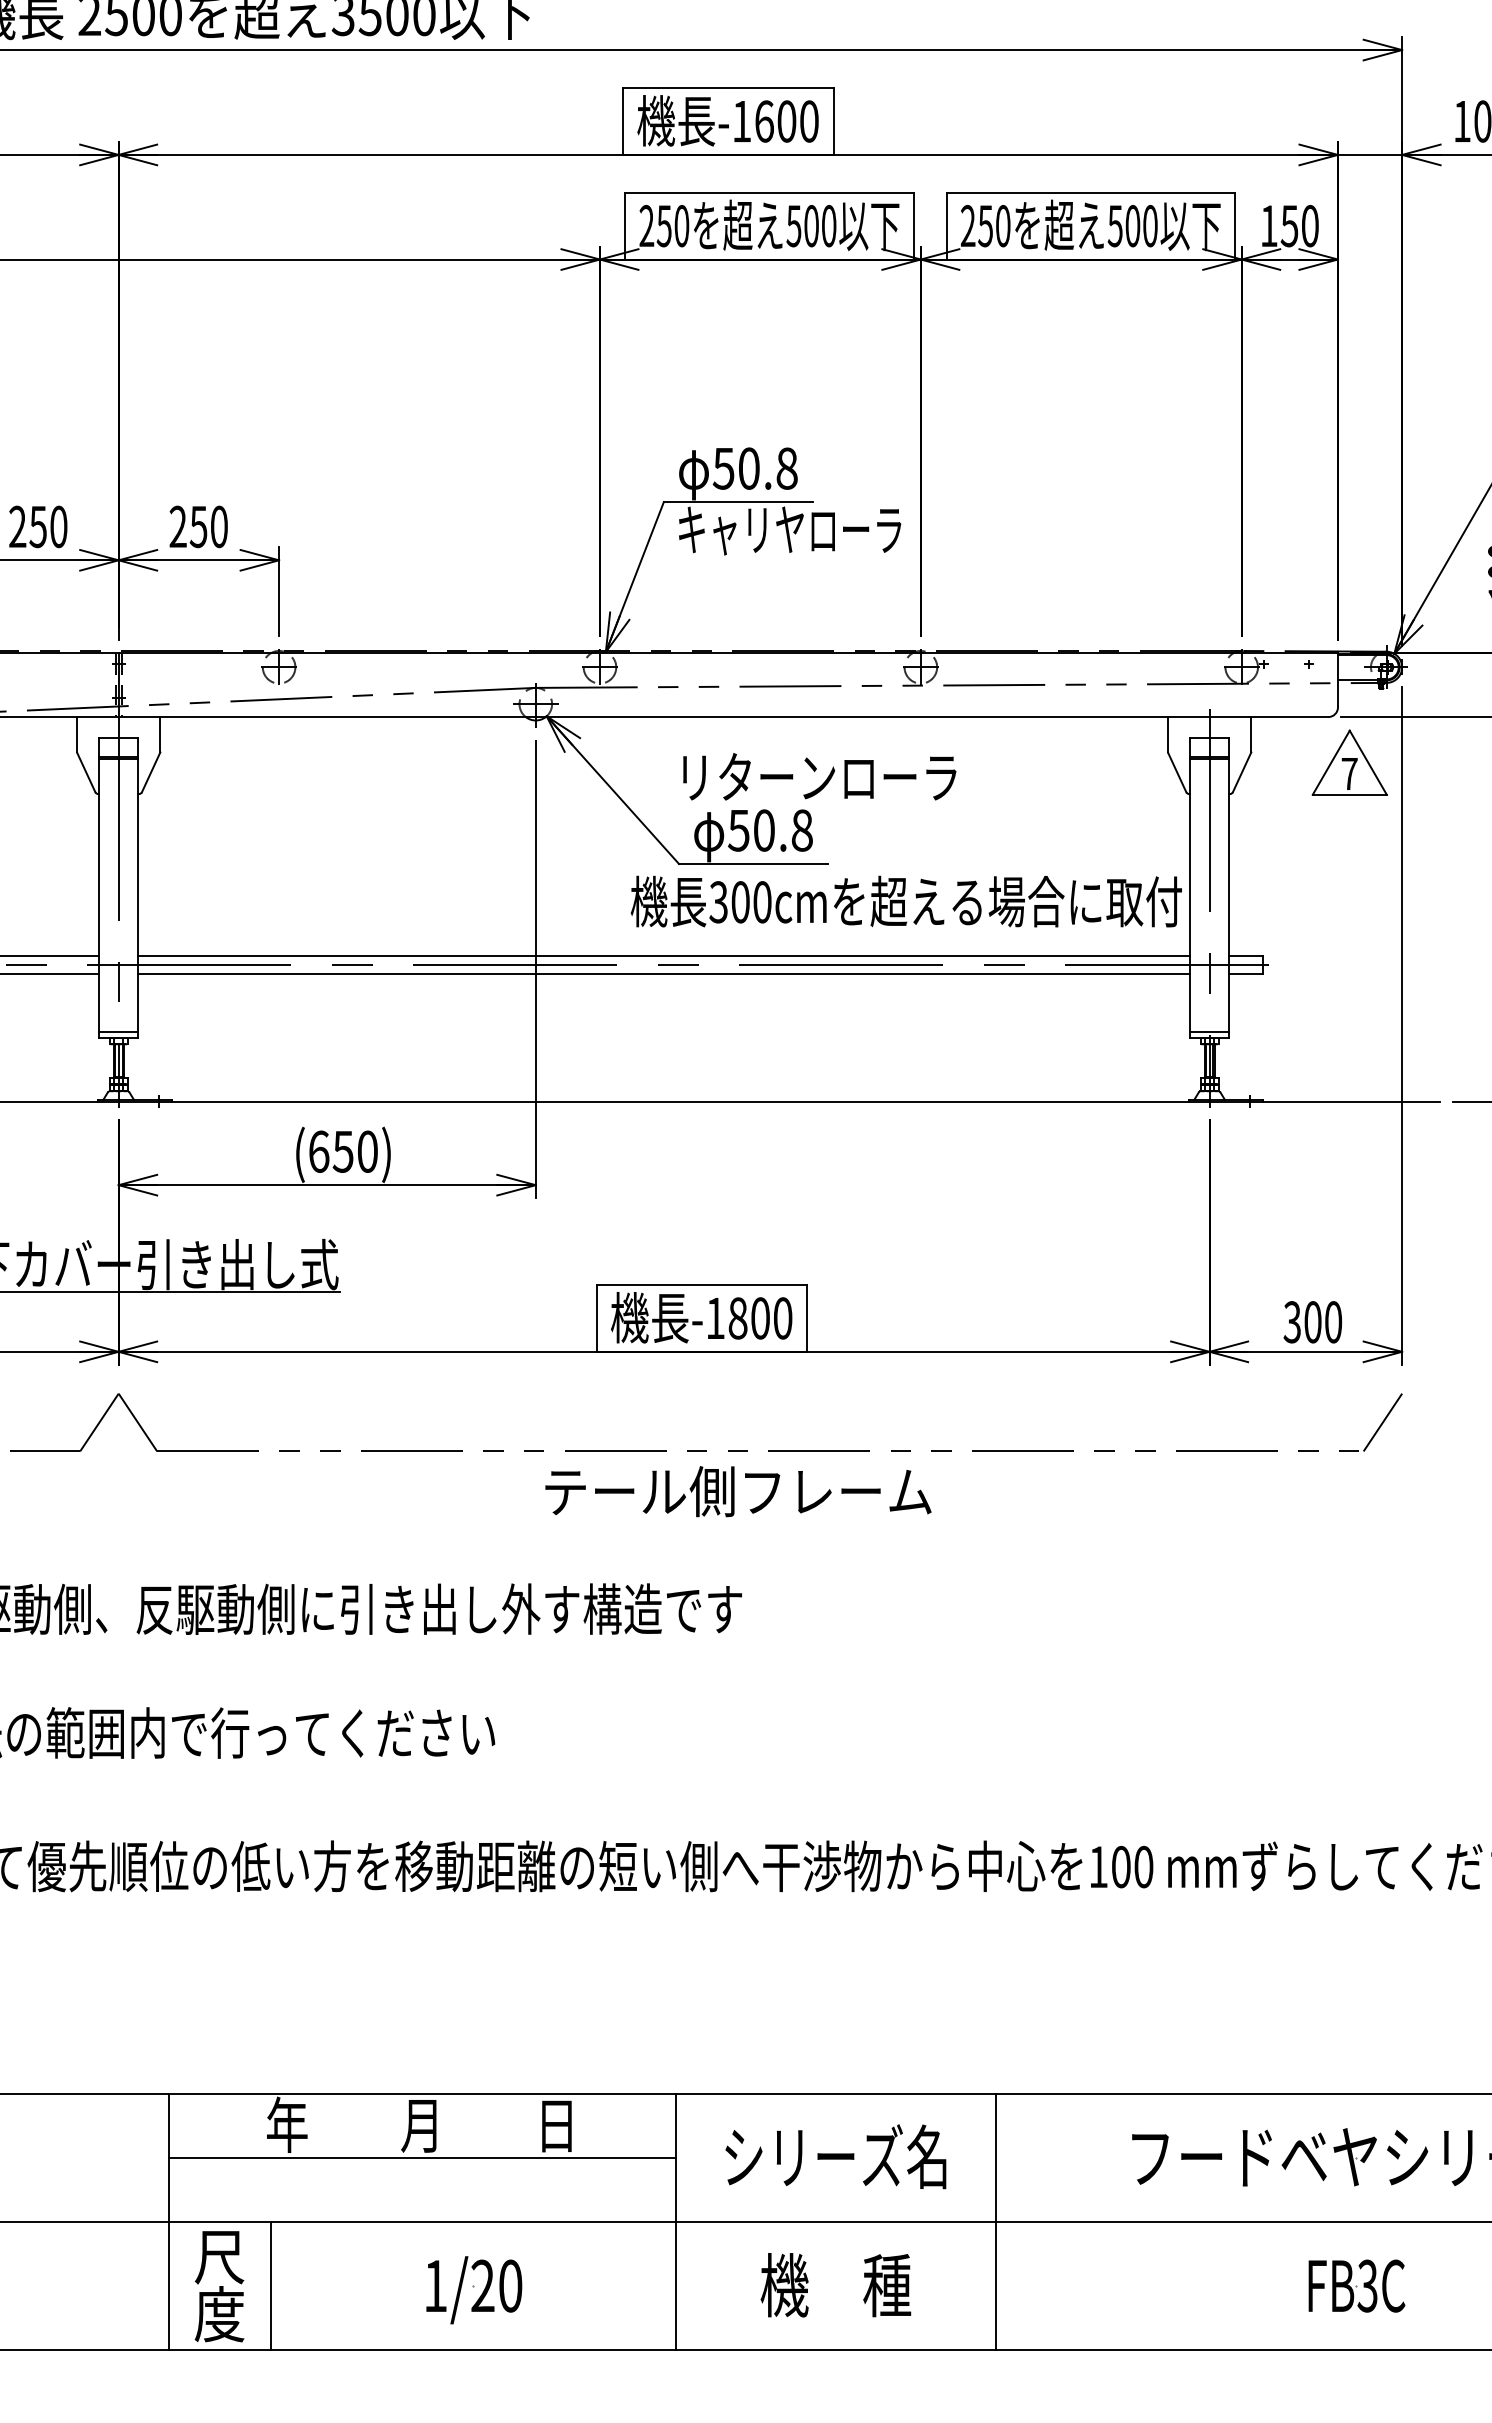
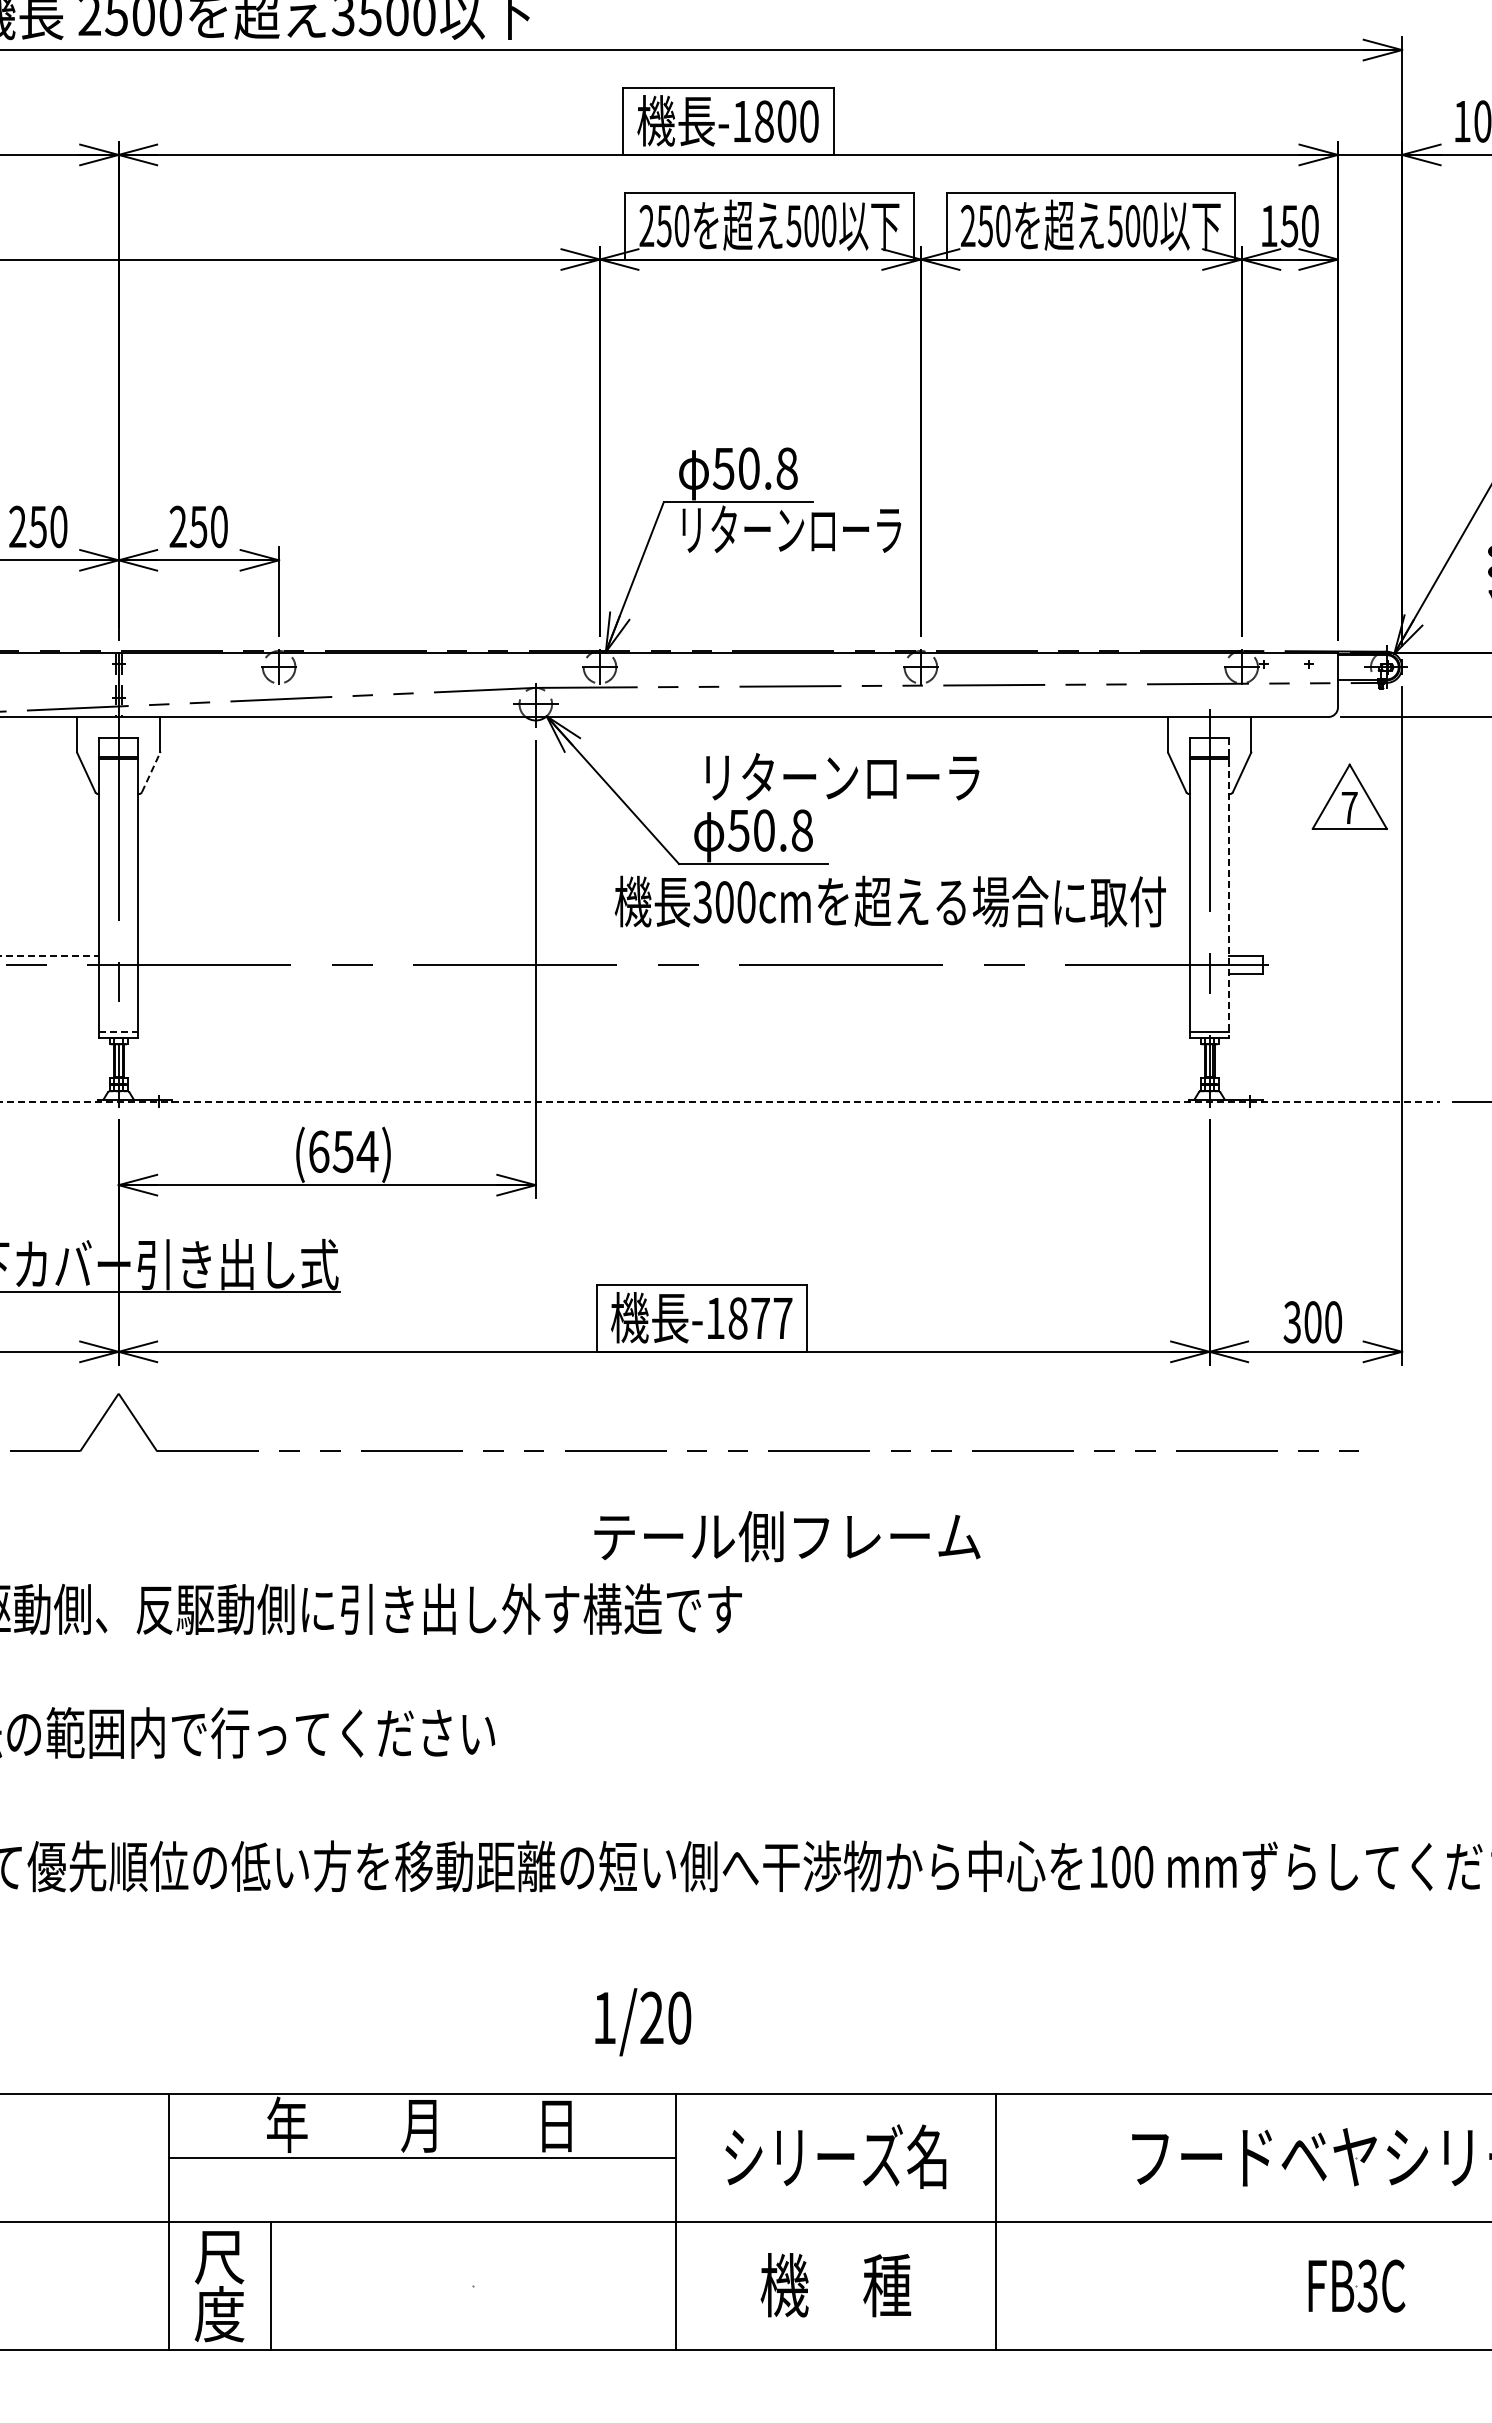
text: -1600 -> -1800 (764, 121)
text: キャリヤローラ -> リターンローラ (741, 530)
part position: (1349, 762) -> (1349, 796) (1349, 796)
line: solid -> dashed (151, 772)
text position: (819, 776) -> (842, 776) (842, 776)
line: solid -> dashed (1228, 888)
text position: (905, 901) -> (889, 901) (889, 901)
line: solid -> dashed (50, 956)
line: present -> none (663, 956)
line: present -> none (50, 973)
line: present -> none (663, 973)
line: solid -> dashed (119, 1032)
line: solid -> dashed (720, 1102)
text: (650) -> (654) (367, 1151)
text: -1800 -> -1877 (771, 1318)
line: present -> none (1382, 1422)
text position: (738, 1491) -> (787, 1536) (787, 1536)
text position: (474, 2290) -> (643, 2022) (643, 2022)
